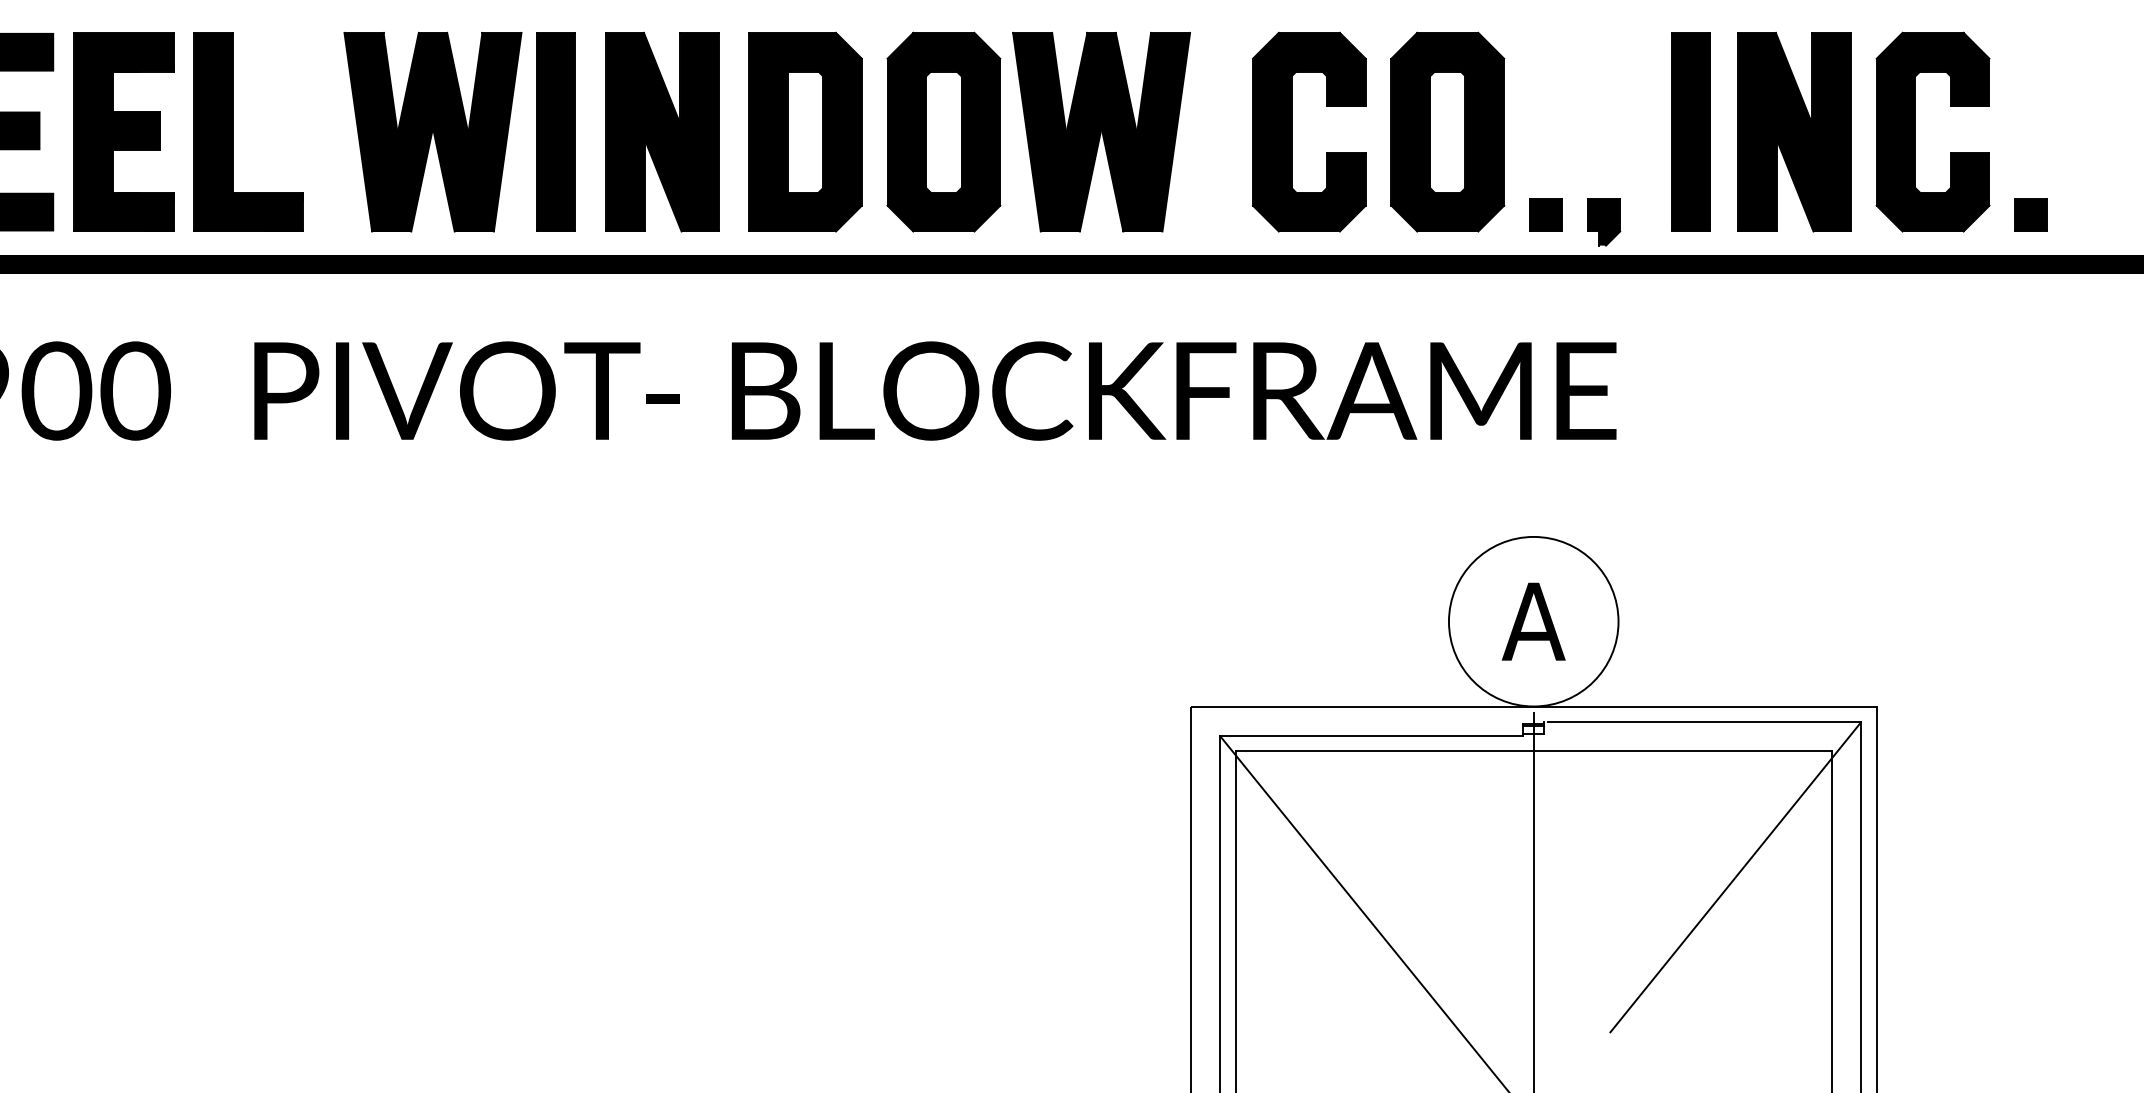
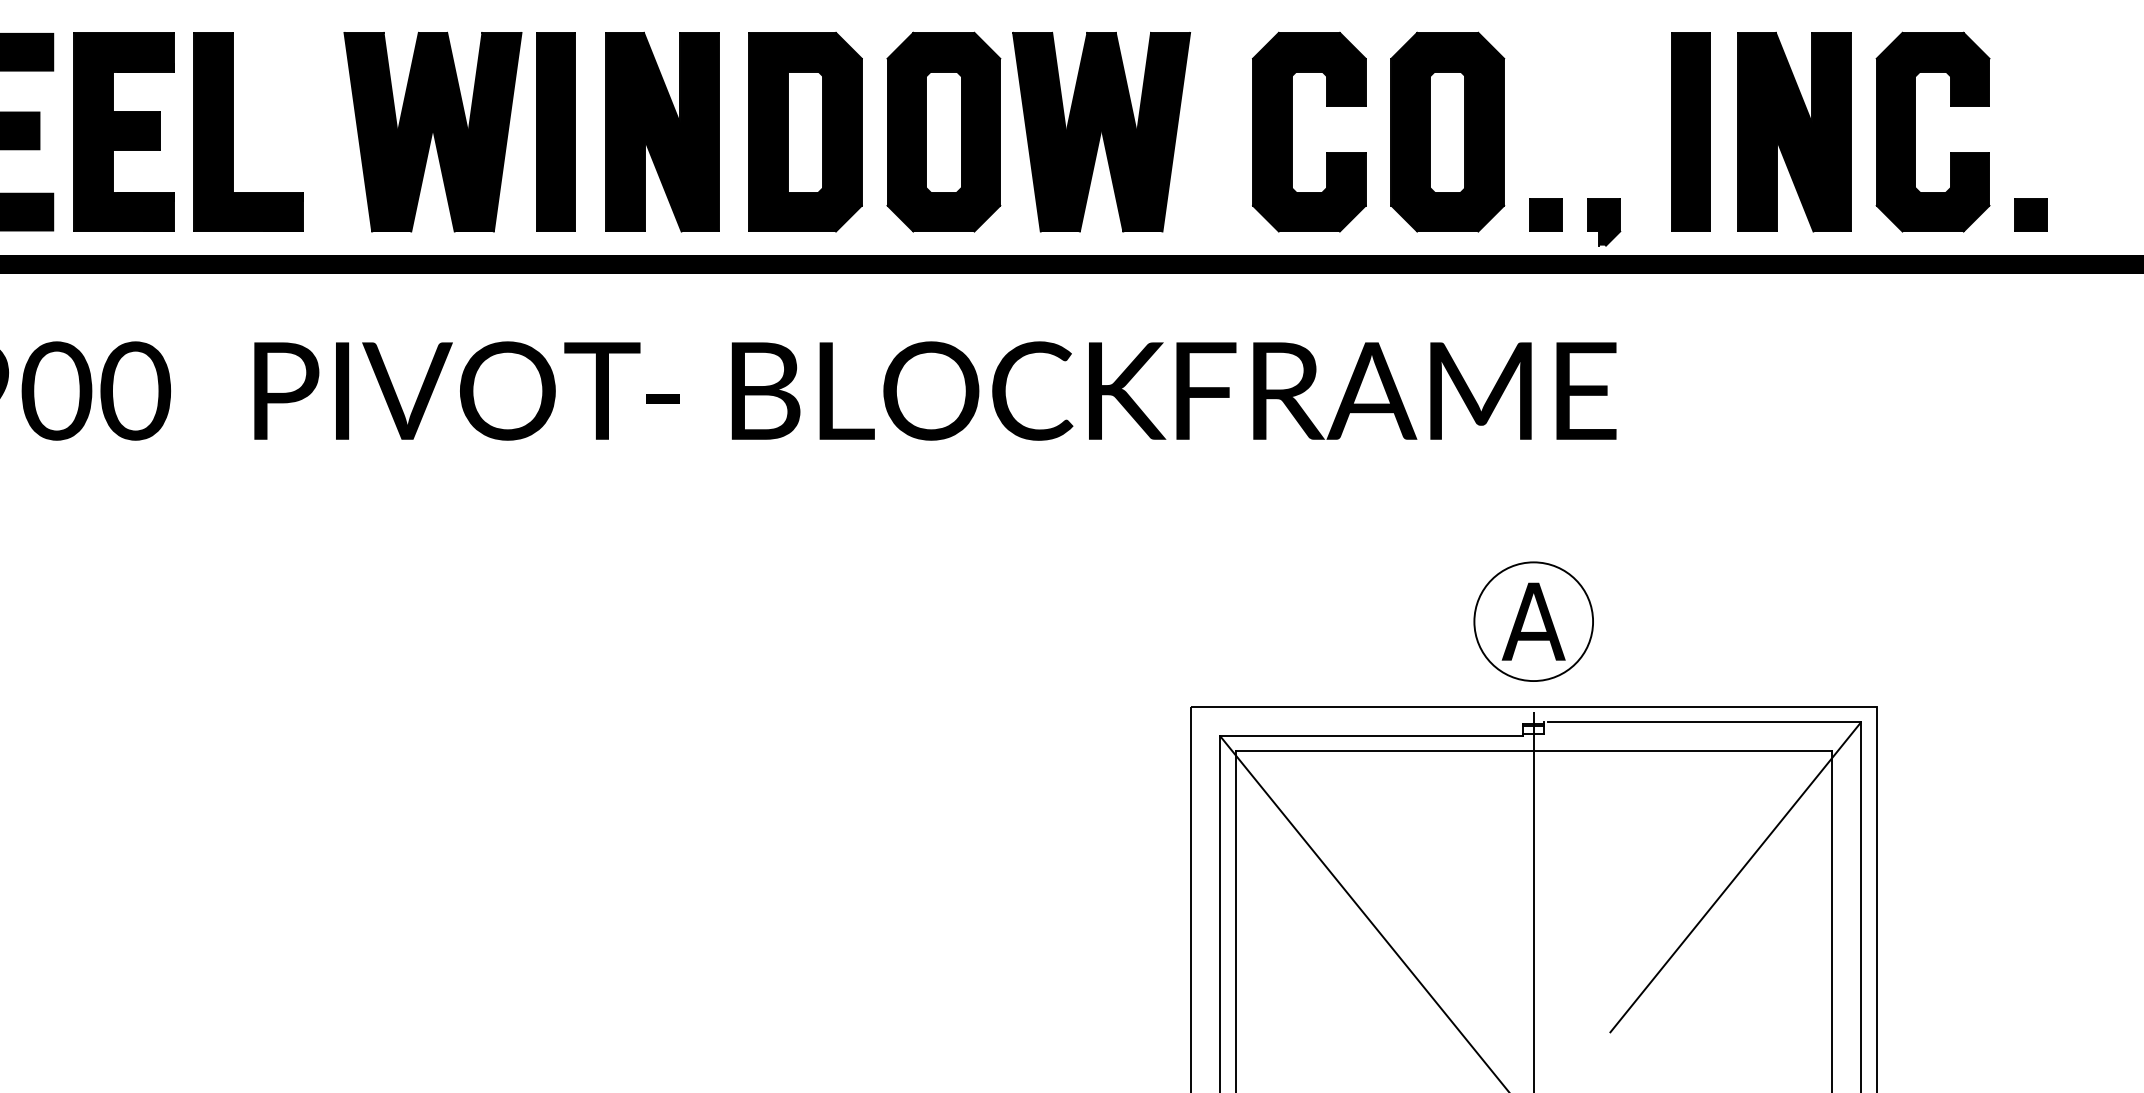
circle diameter: 170 px -> 119 px (1533, 621)
